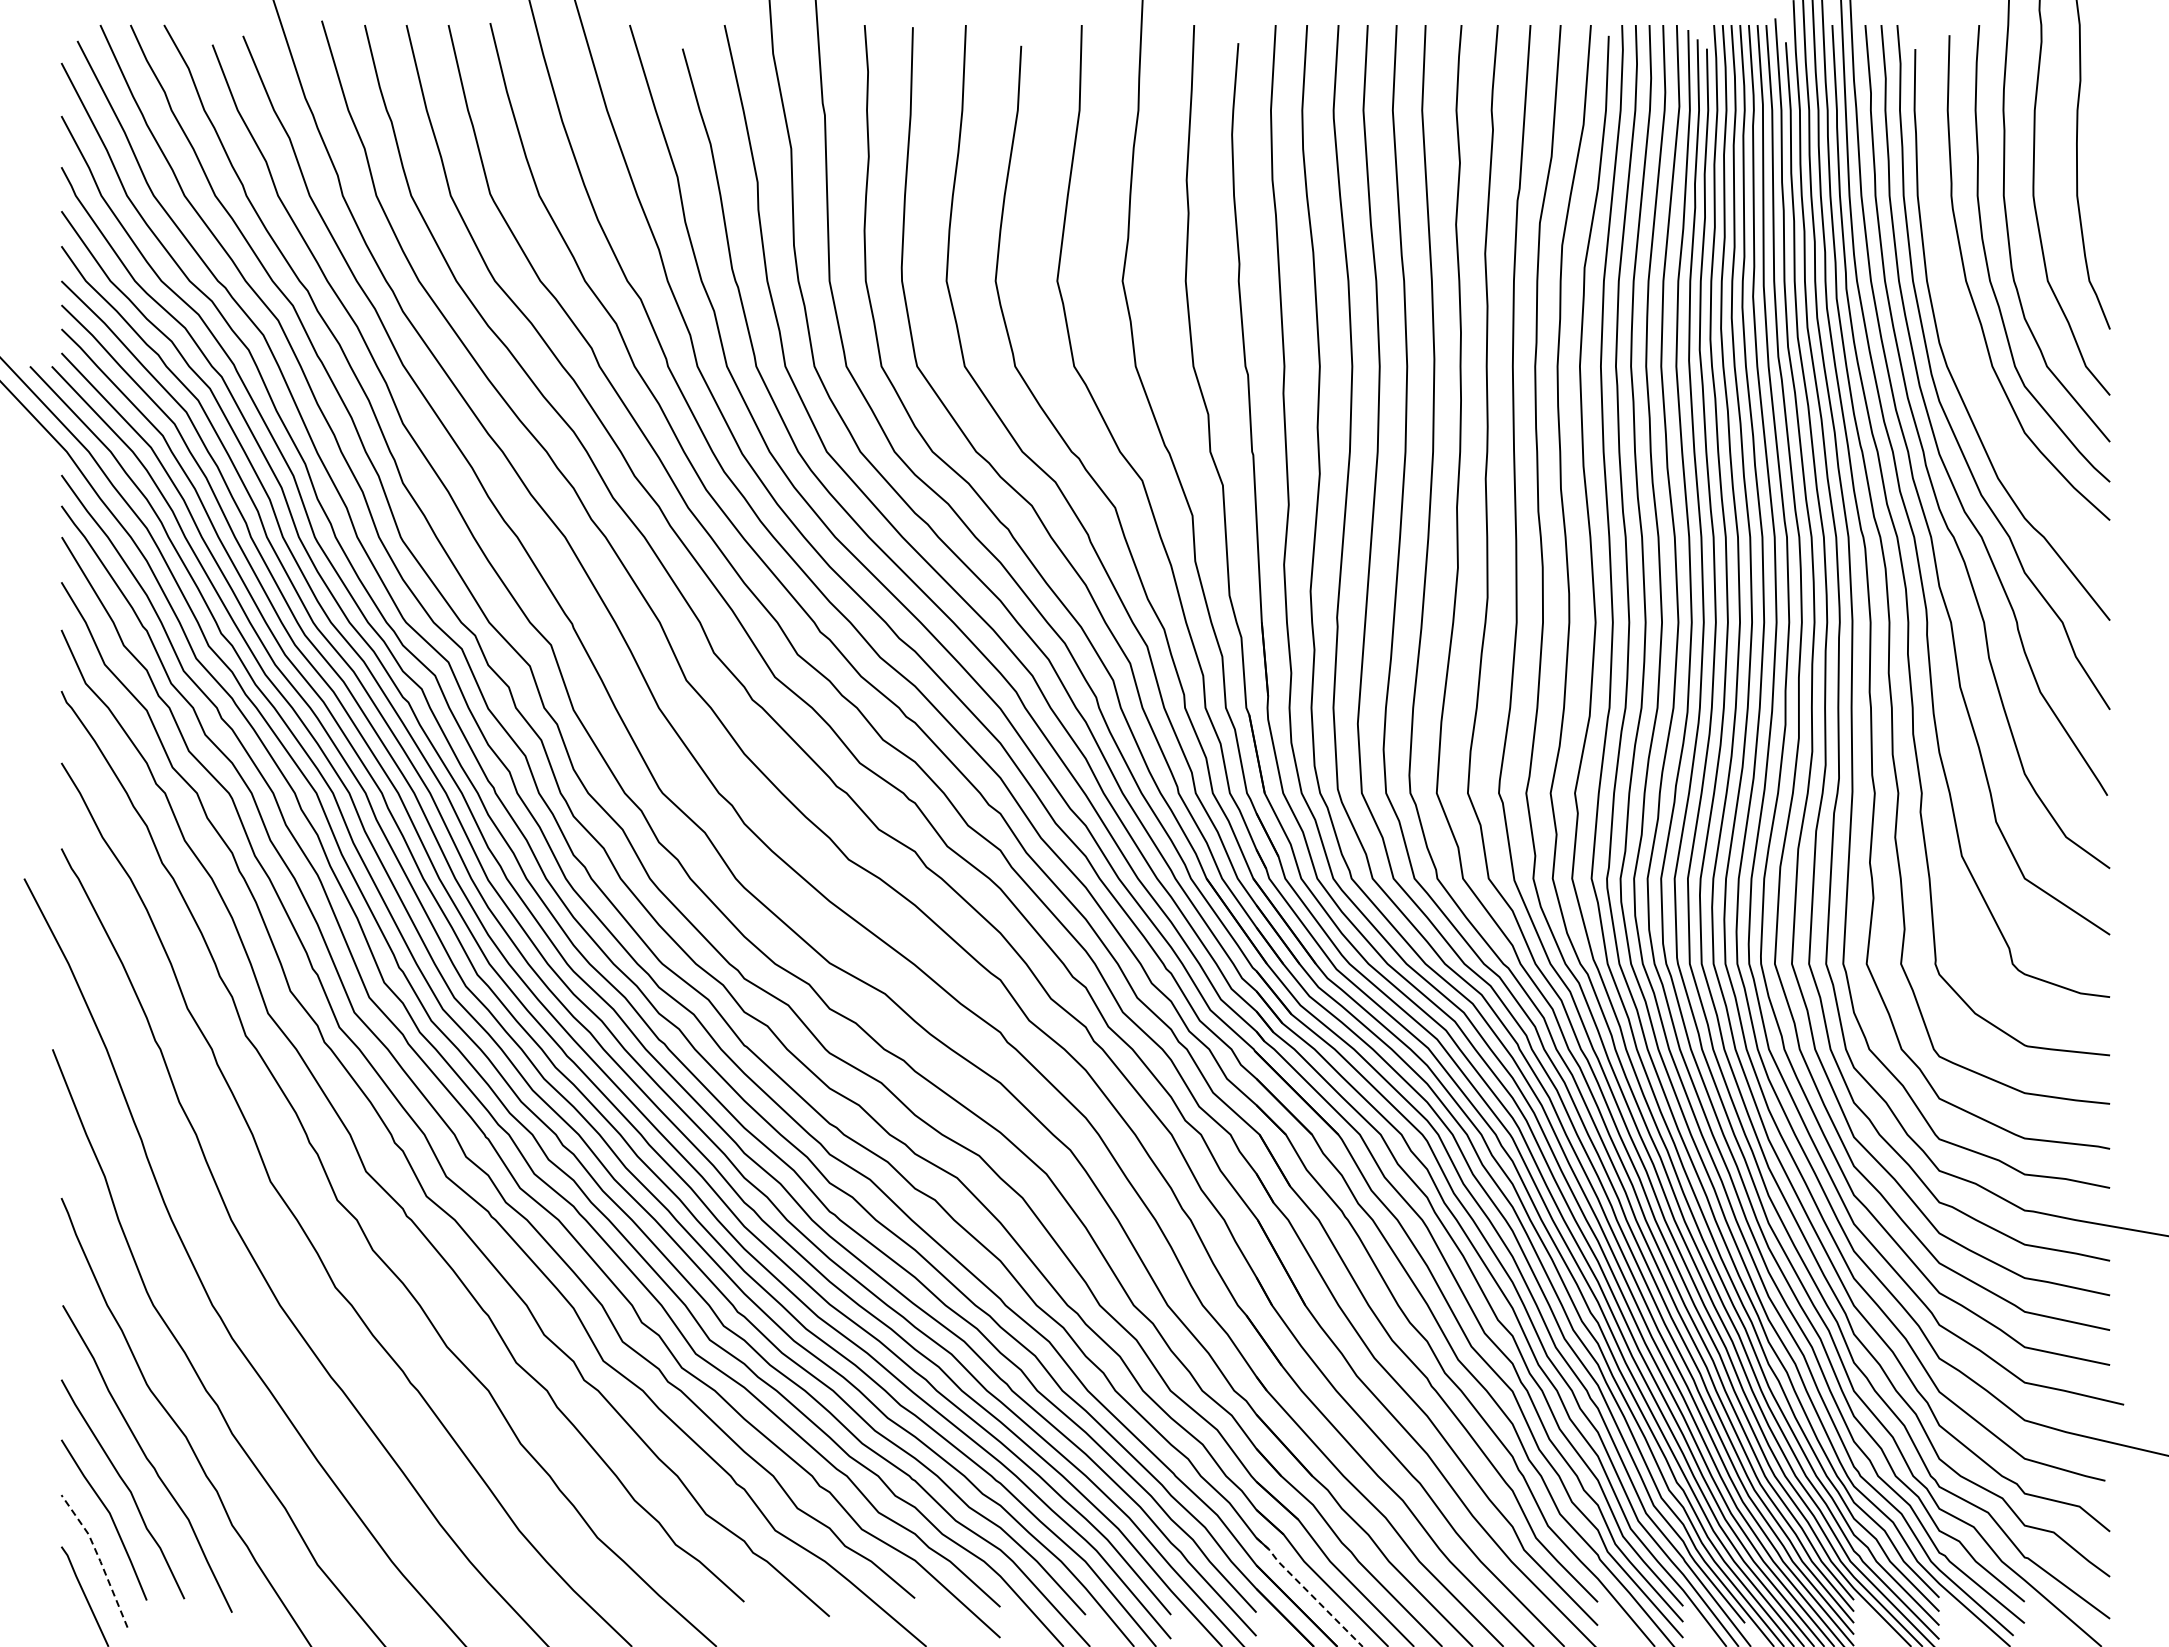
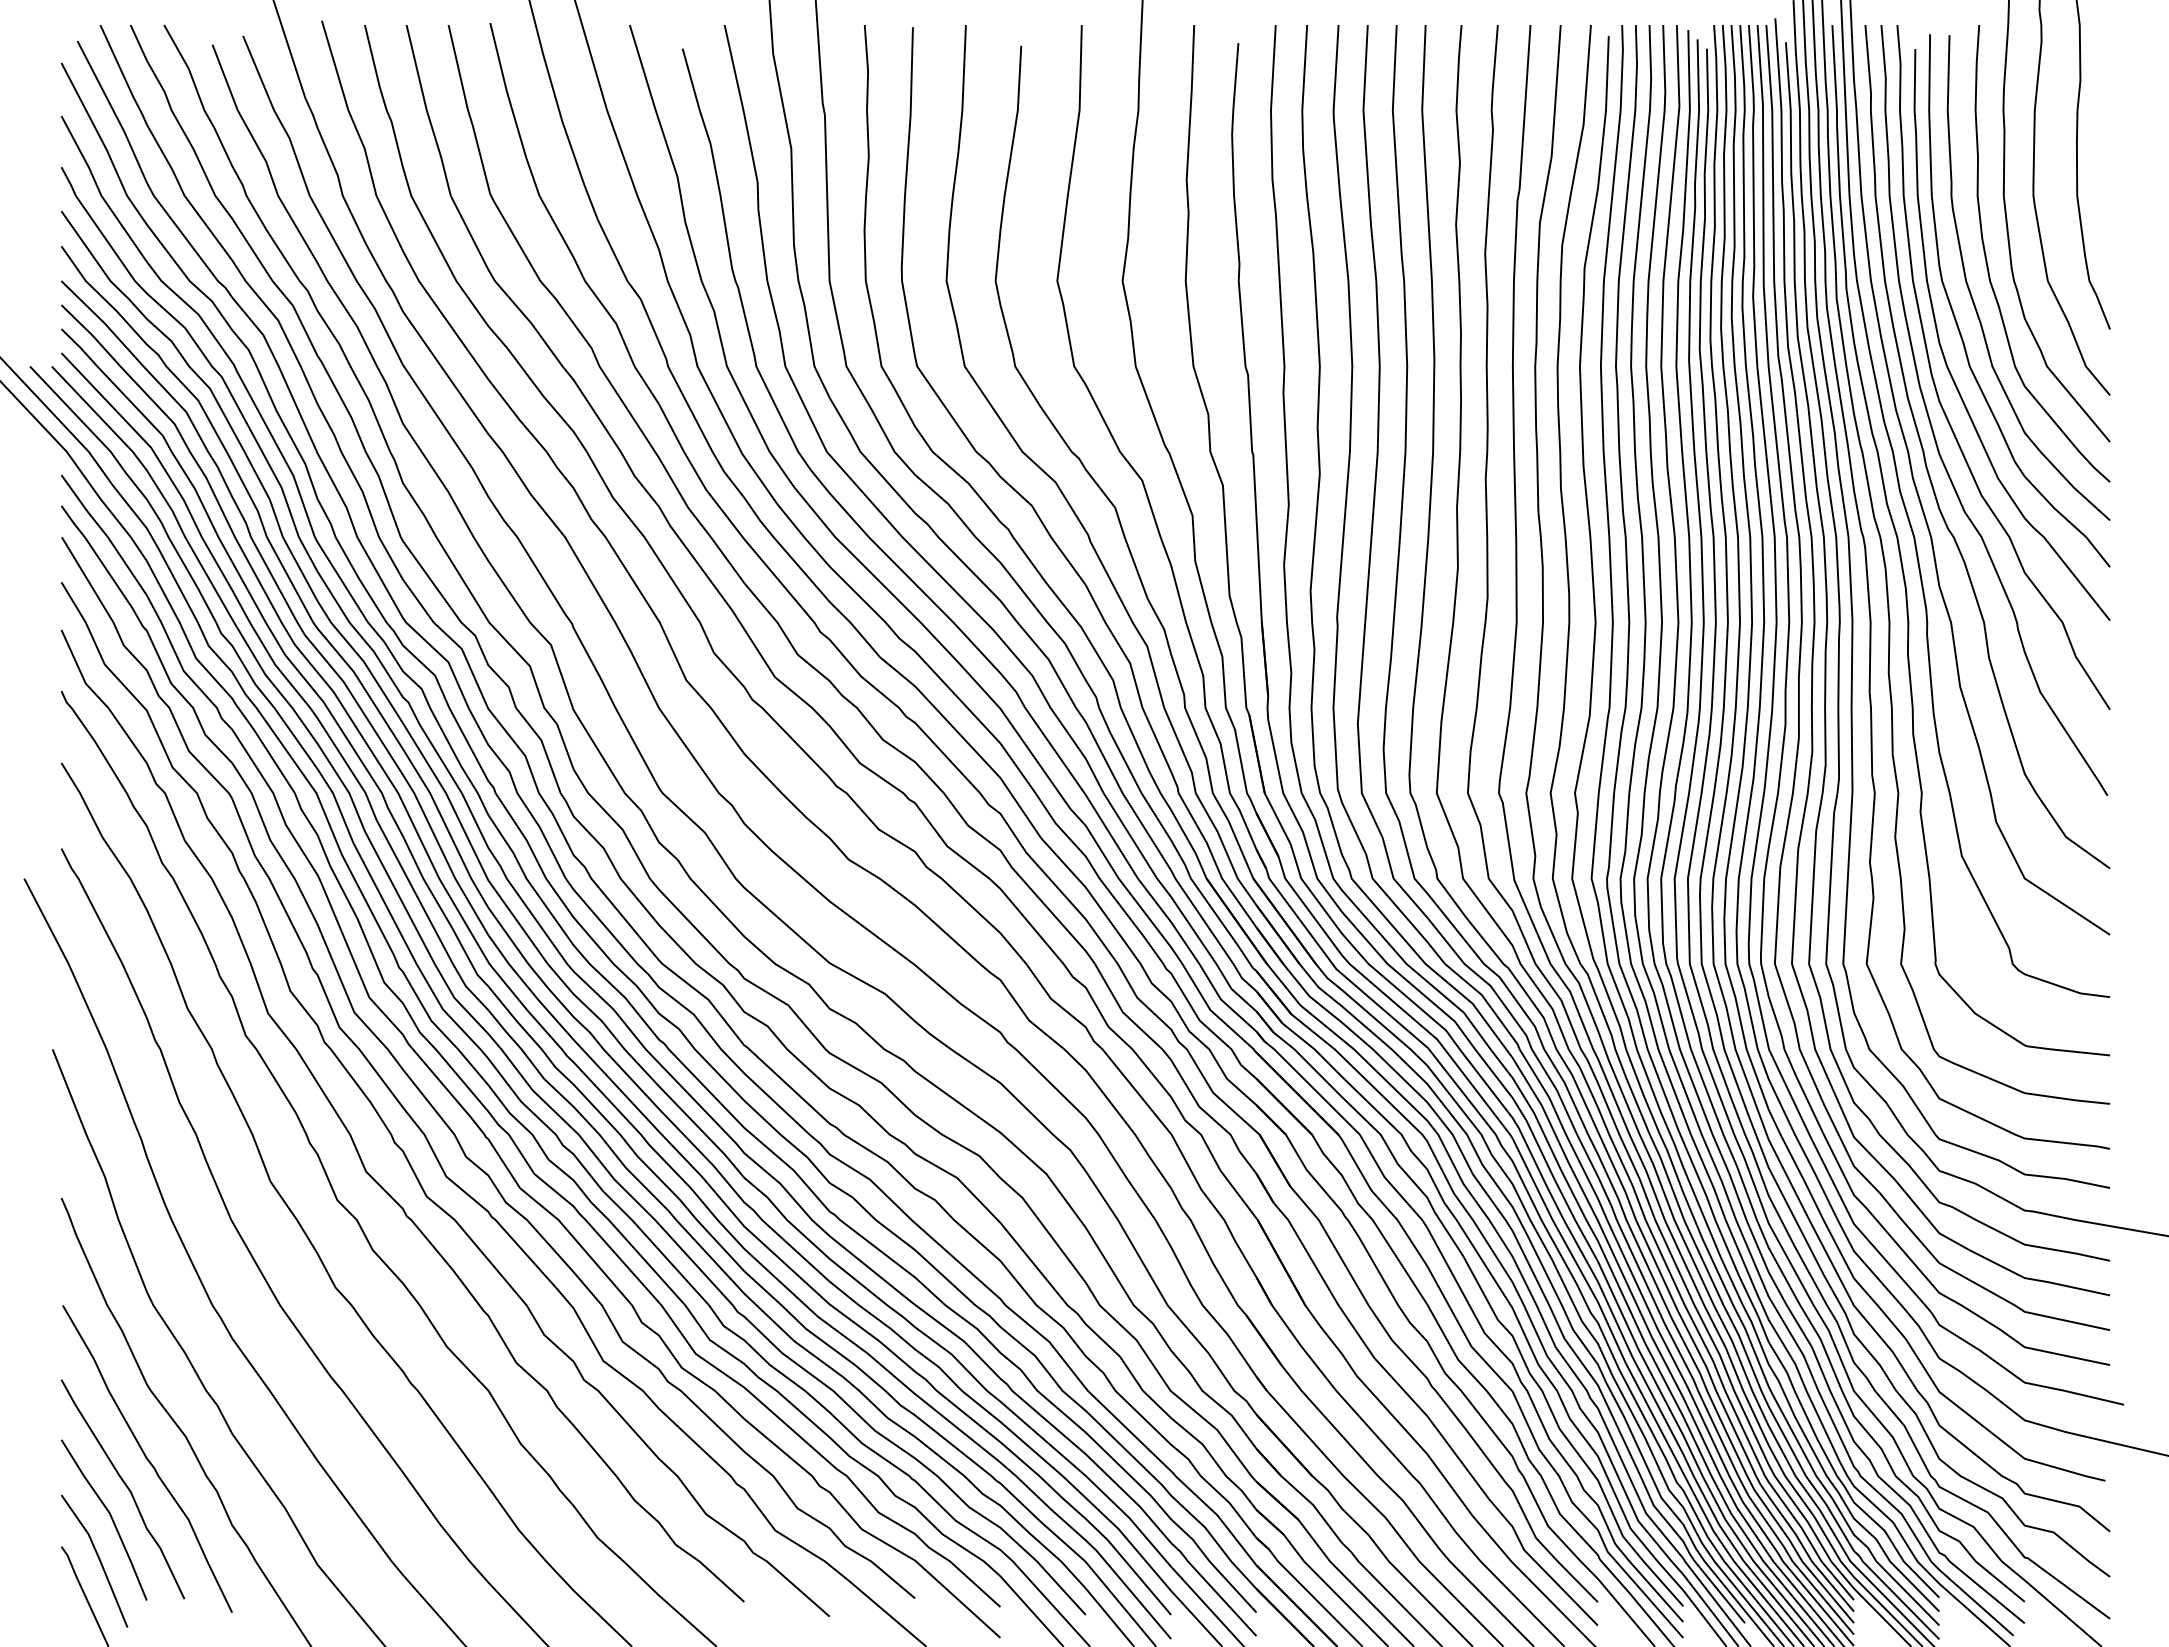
curve: none -> present (1957, 322)
line: dashed -> solid (99, 1558)
line: dashed -> solid (1308, 1591)
